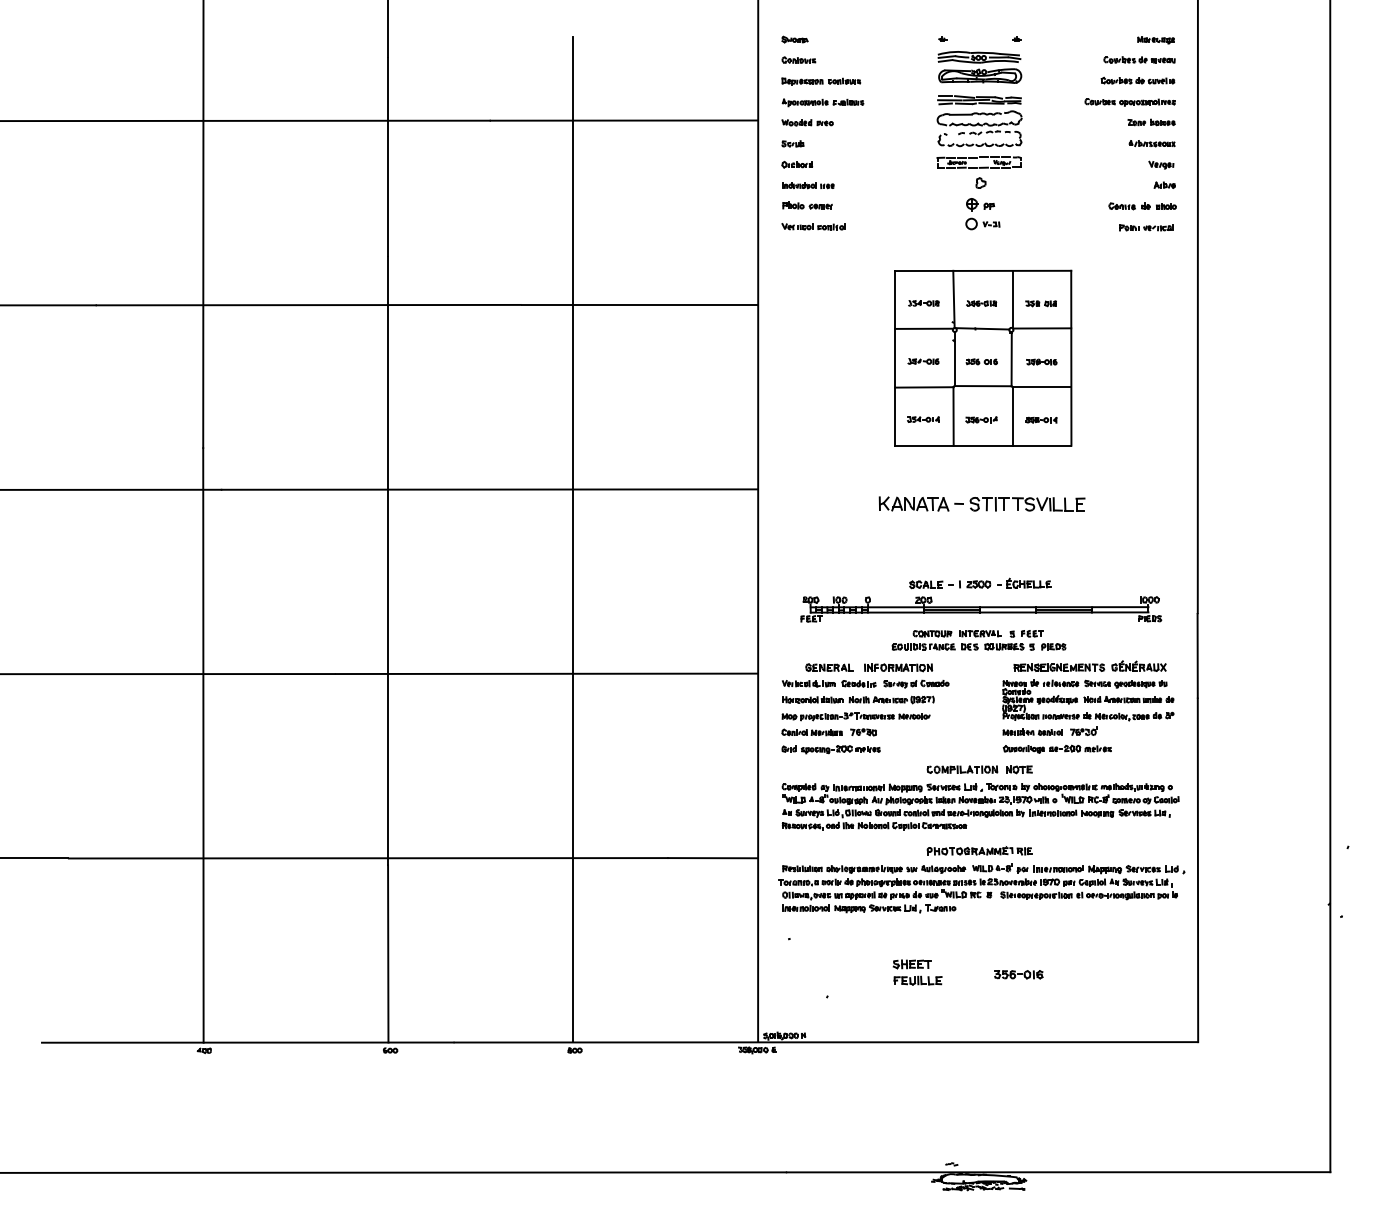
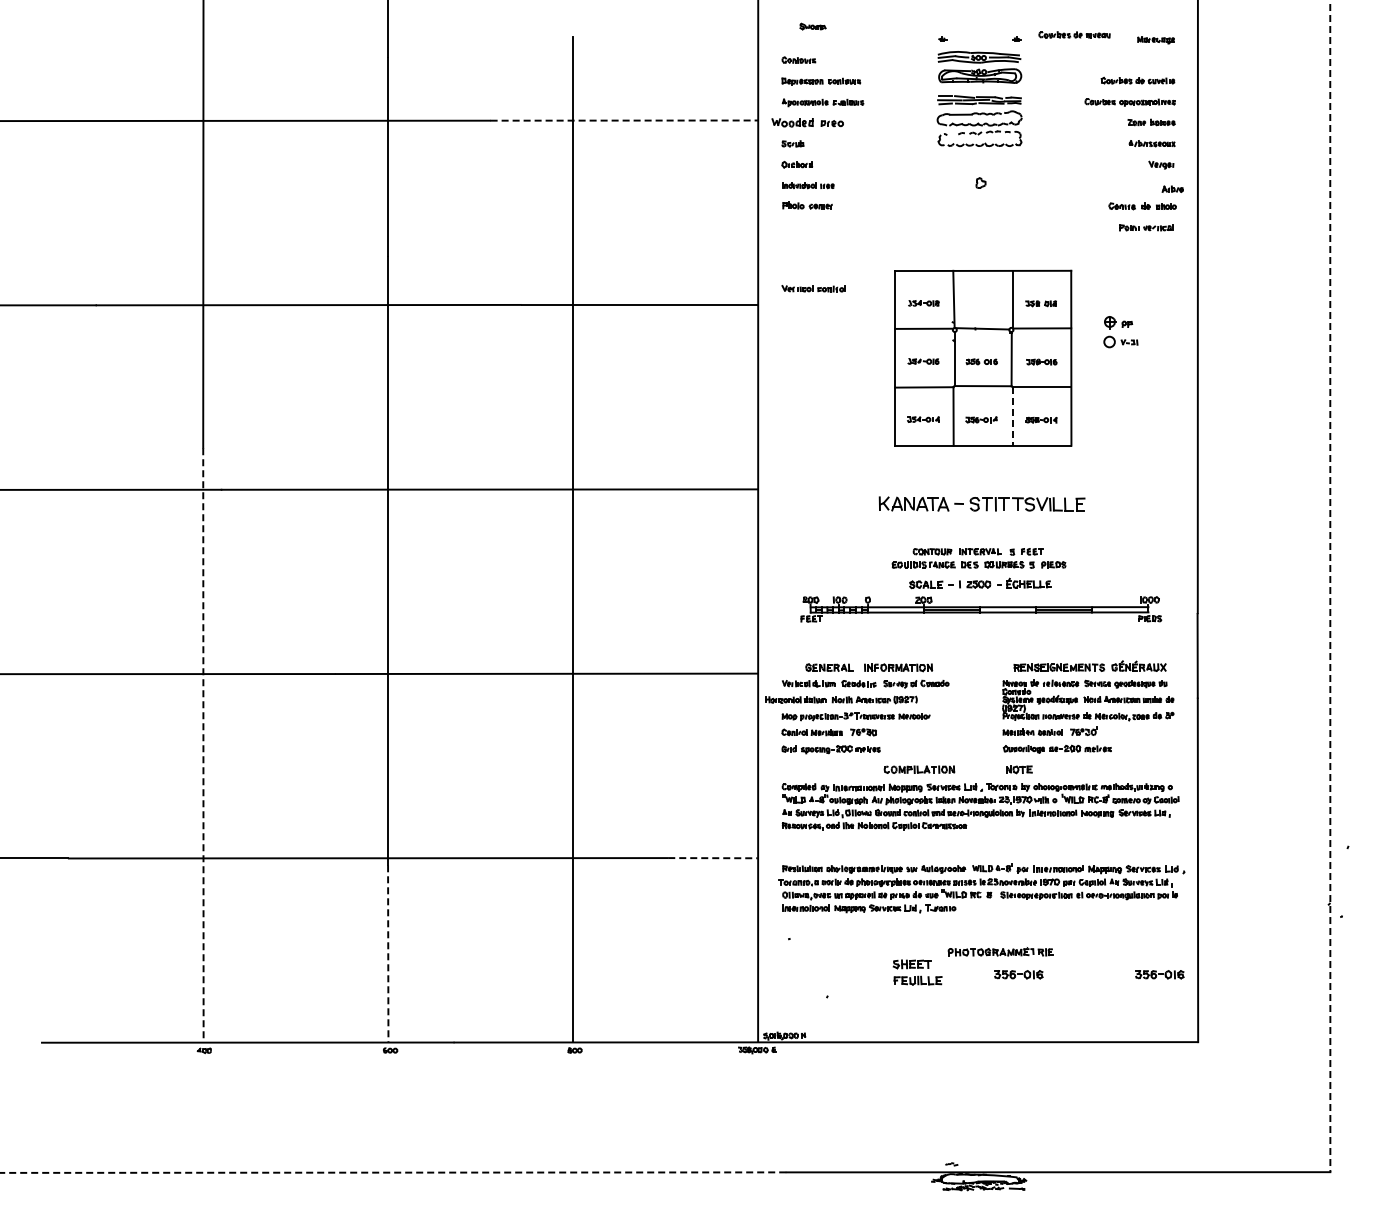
part position: (794, 39) -> (812, 26) (812, 26)
part position: (1139, 59) -> (1074, 34) (1074, 34)
line: solid -> dashed (624, 120)
part size: 53x8 px -> 73x10 px (807, 122)
part: present -> none (978, 162)
part position: (1164, 184) -> (1172, 188) (1172, 188)
part position: (982, 214) -> (1120, 332) (1120, 332)
part position: (813, 226) -> (813, 288) (813, 288)
part: present -> none (981, 303)
line: solid -> dashed (1012, 416)
line: solid -> dashed (1330, 586)
part position: (978, 640) -> (978, 558) (978, 558)
part position: (858, 699) -> (841, 699) (841, 699)
line: solid -> dashed (203, 745)
part position: (962, 769) -> (919, 769) (919, 769)
part position: (979, 850) -> (1000, 951) (1000, 951)
line: solid -> dashed (712, 858)
line: solid -> dashed (388, 953)
part: none -> present (1159, 974)
line: solid -> dashed (393, 1172)
